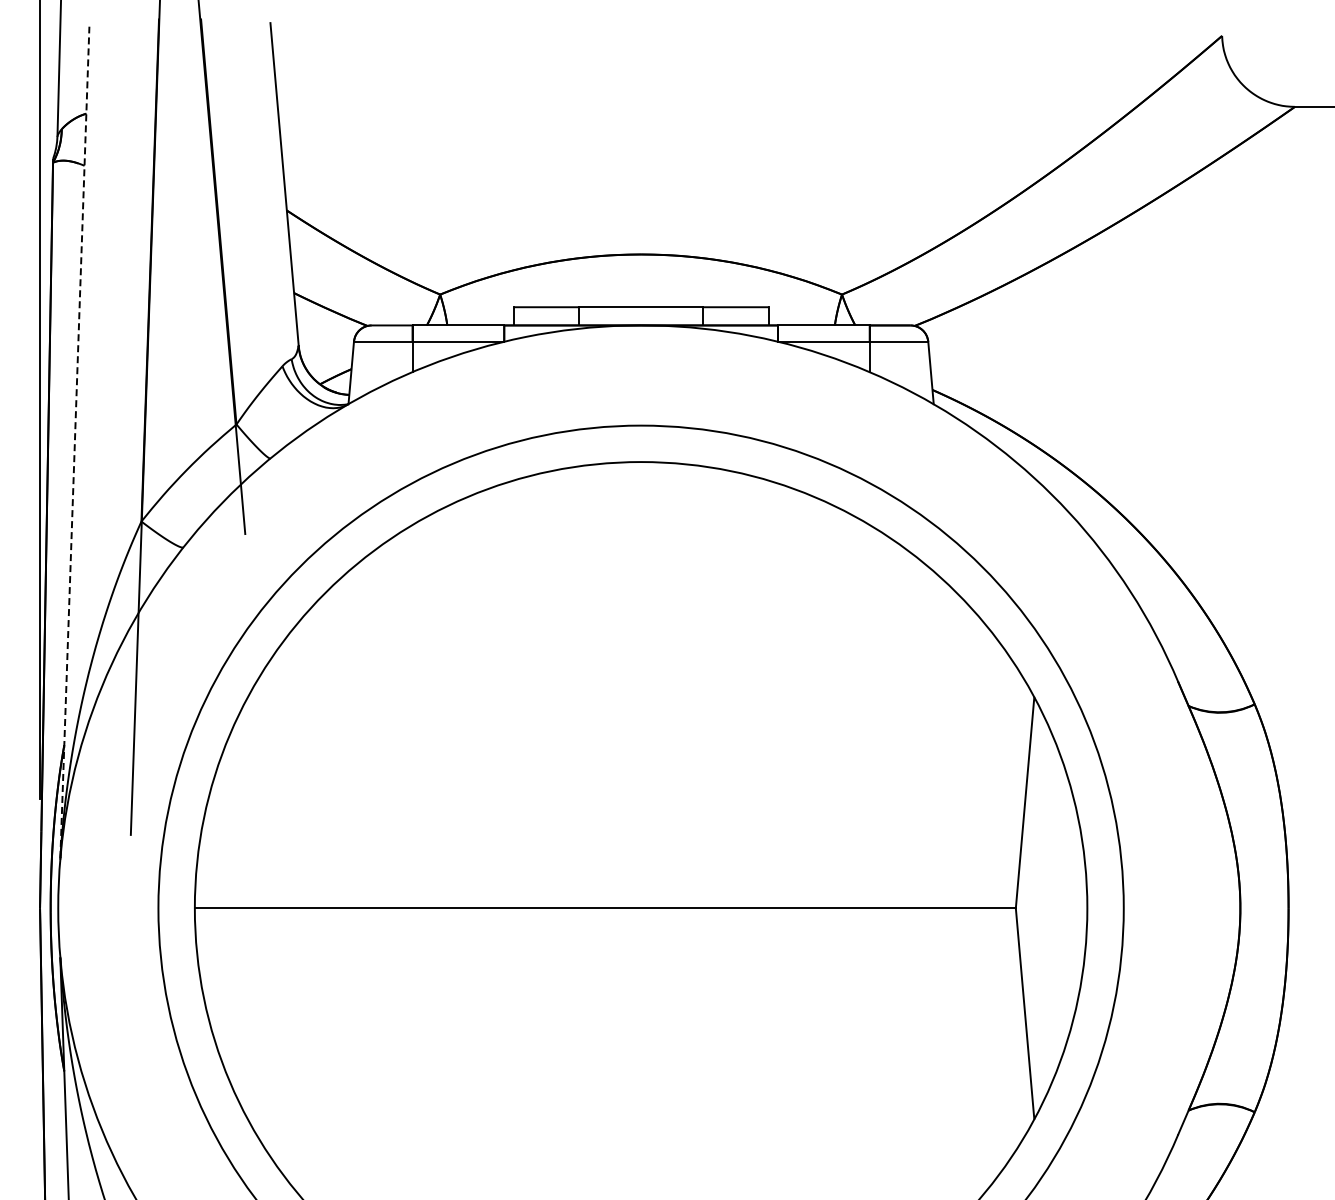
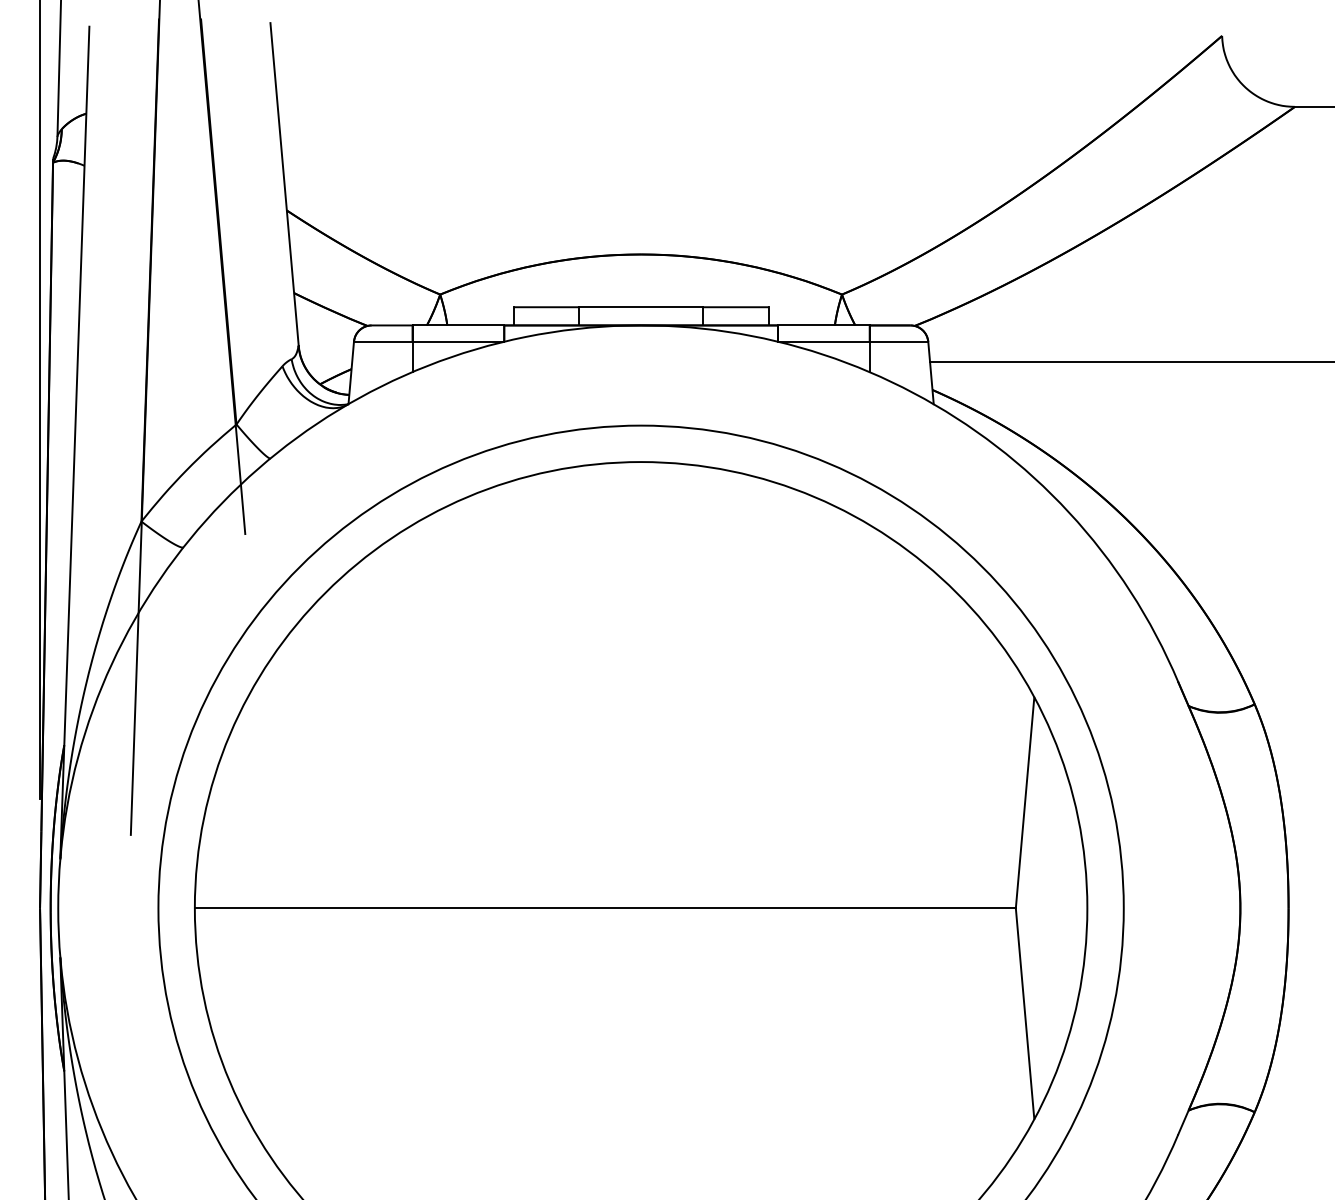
line: none -> present (1130, 361)
line: dashed -> solid (74, 442)
